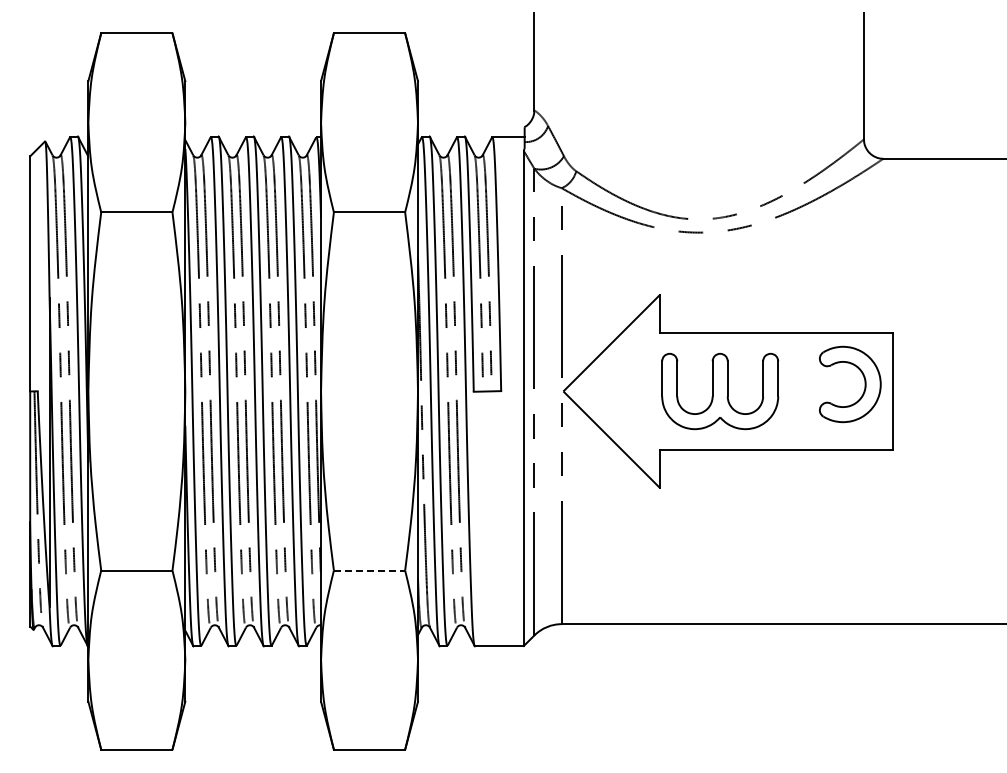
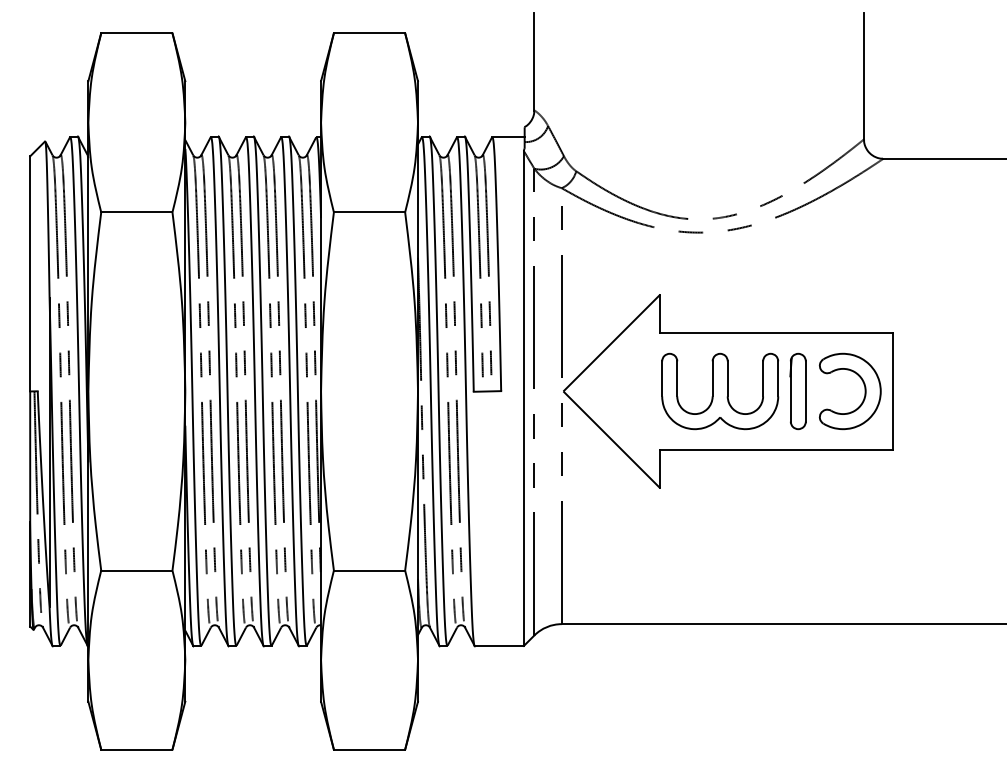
part position: (864, 384) -> (864, 391) (864, 391)
part: none -> present (797, 391)
line: dashed -> solid (369, 570)
